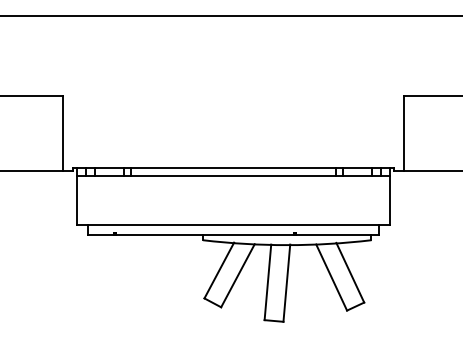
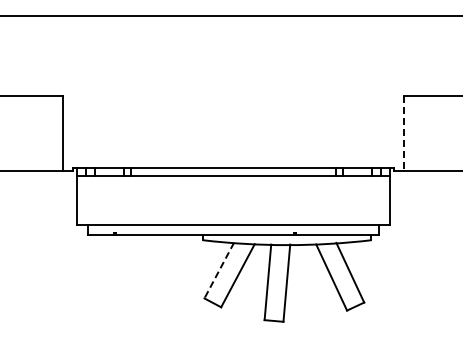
line: solid -> dashed (404, 133)
line: solid -> dashed (219, 270)
